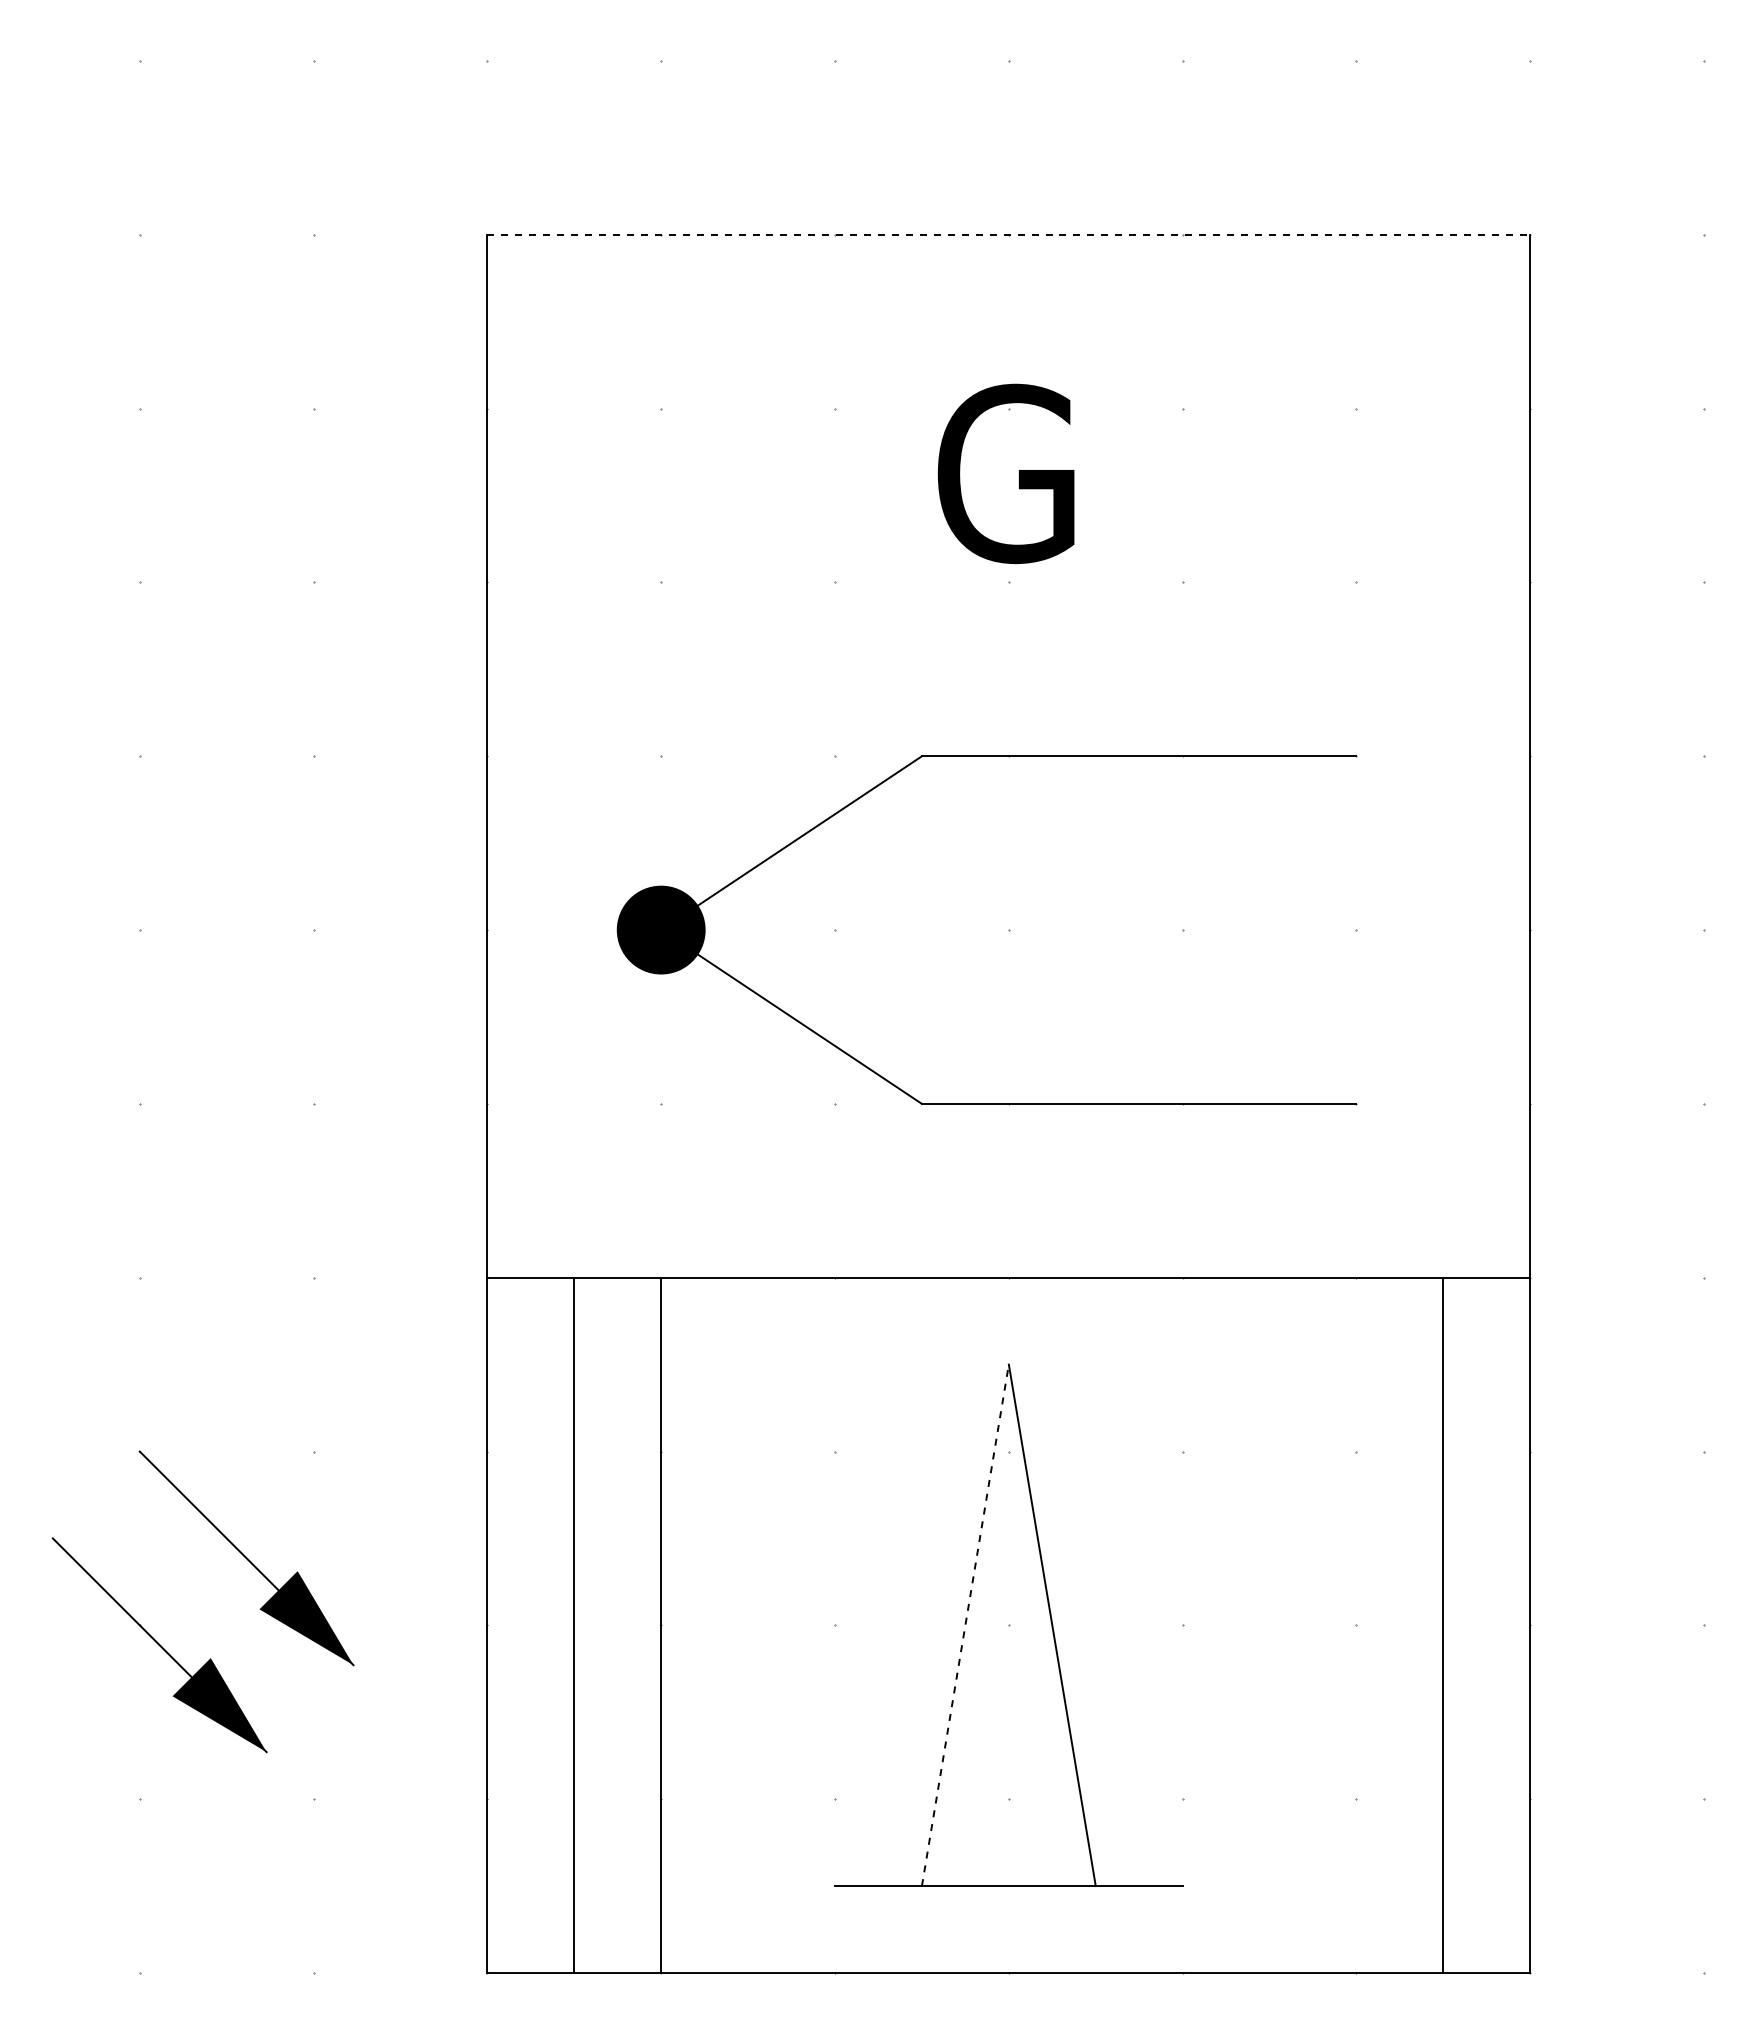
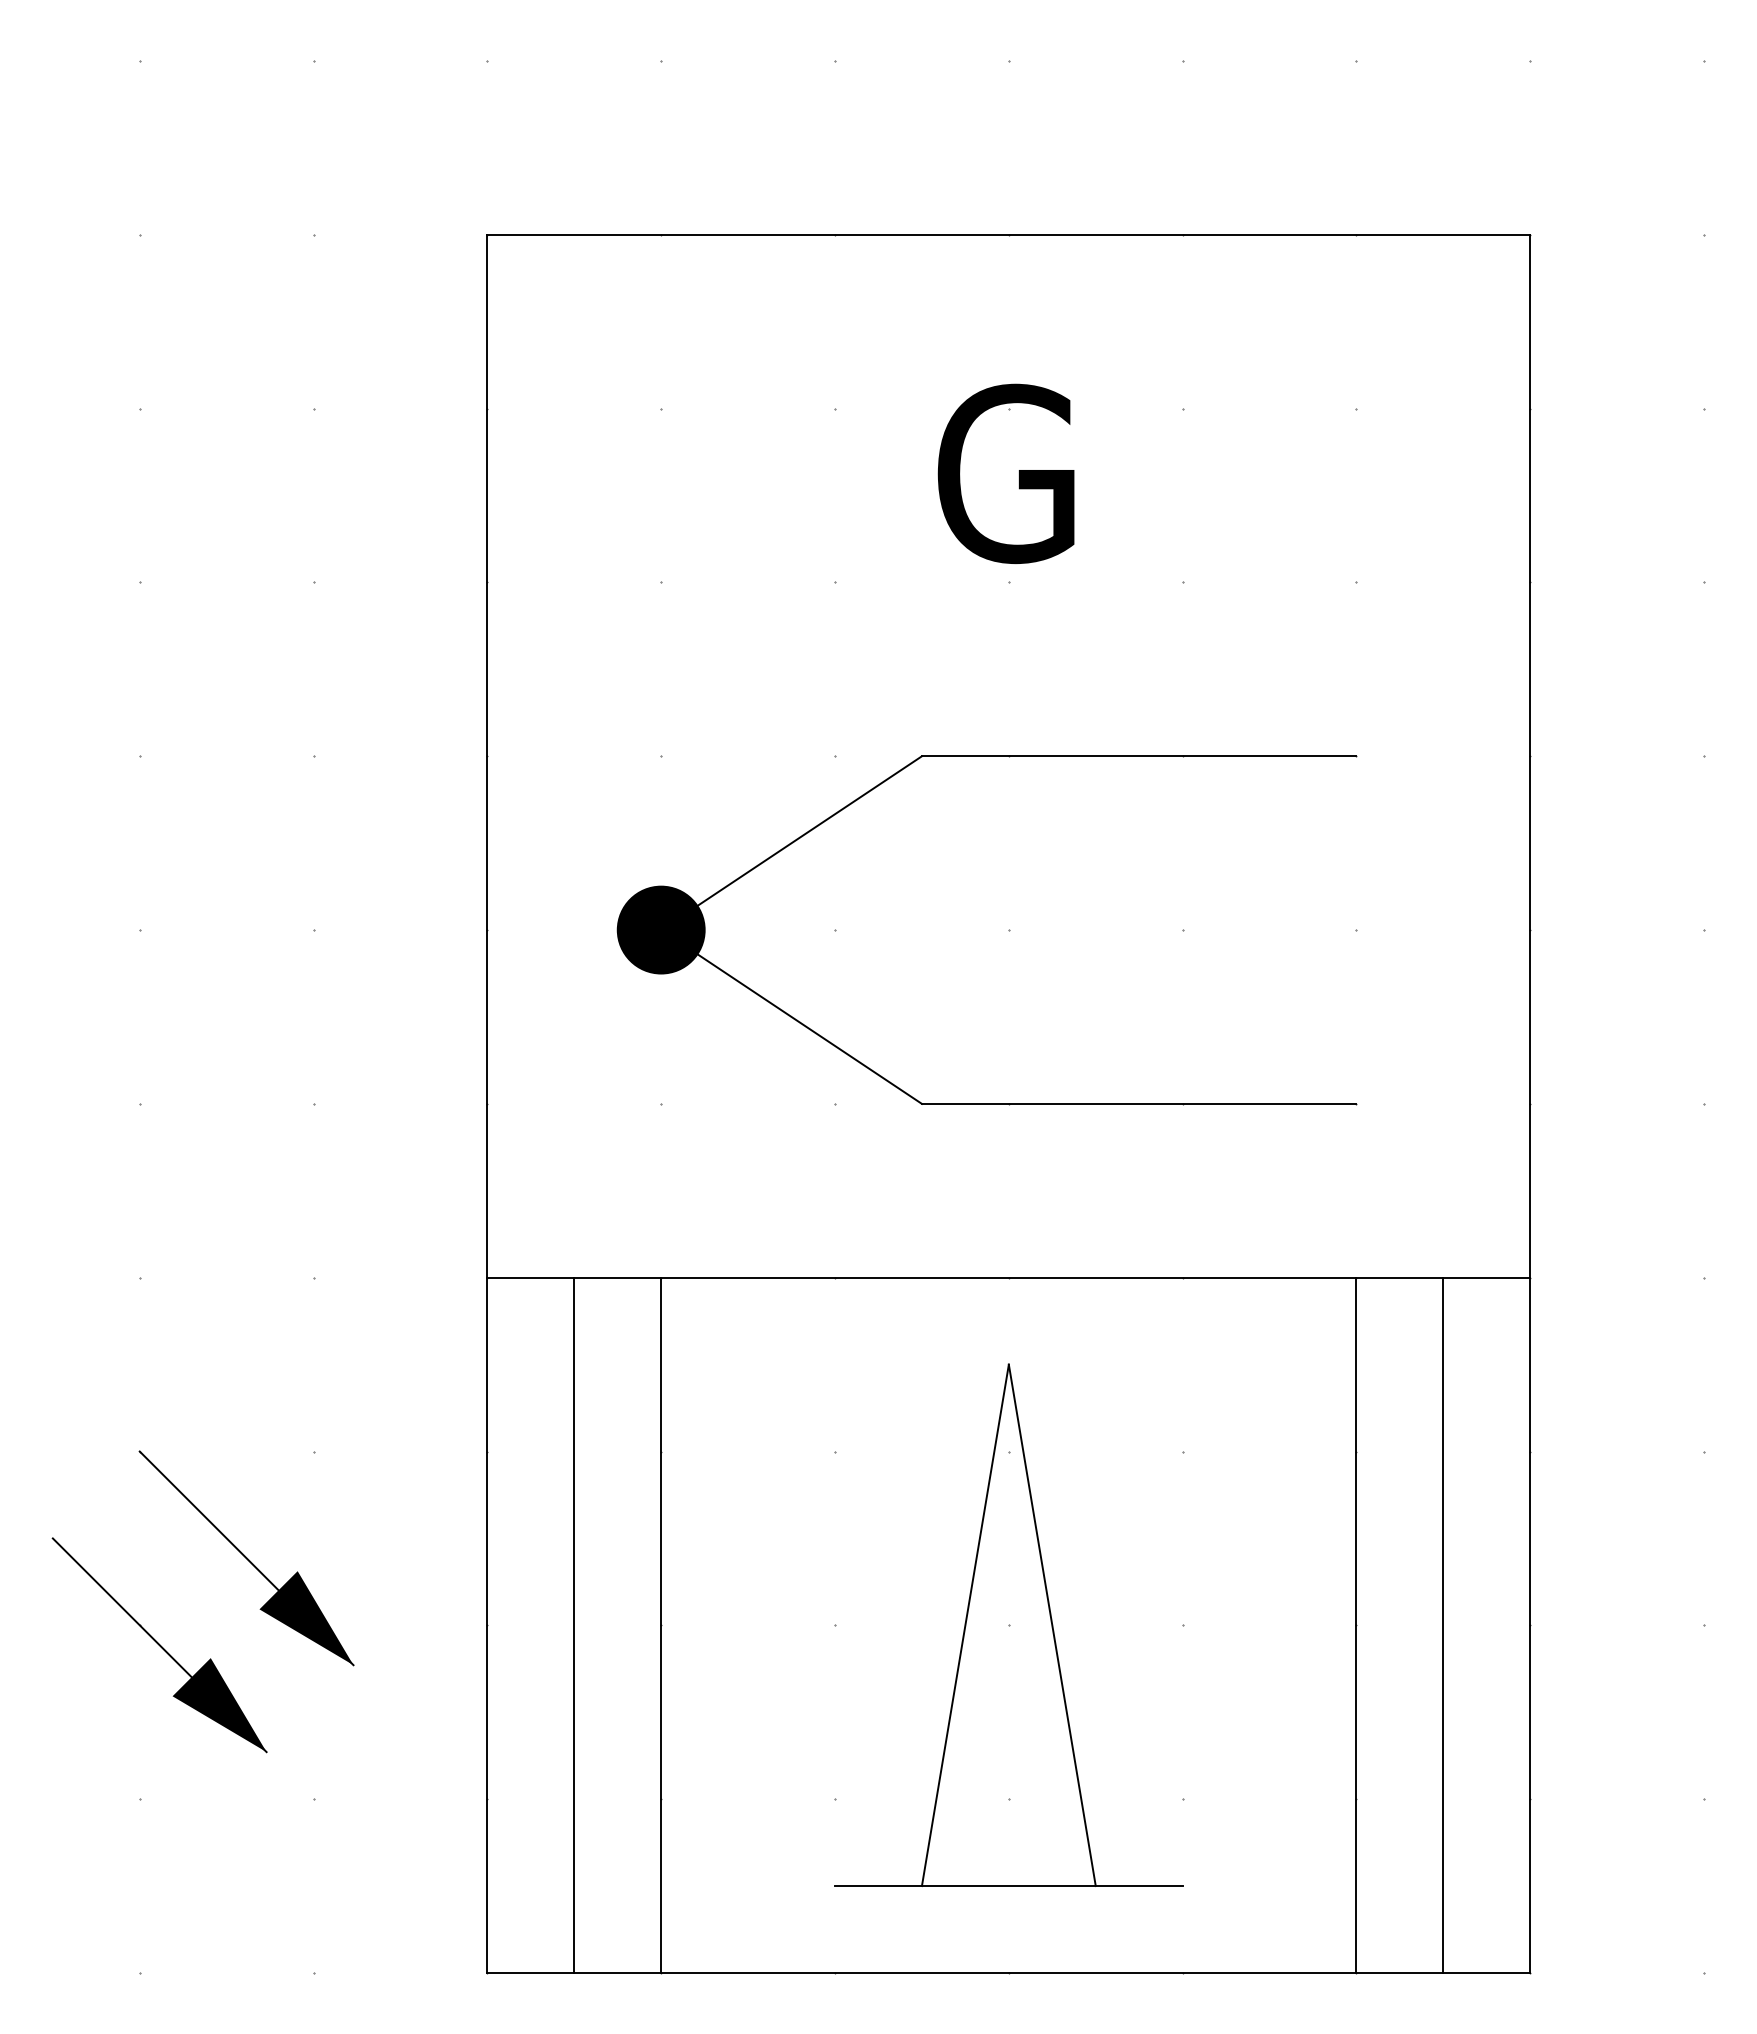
line: dashed -> solid (1009, 234)
line: dashed -> solid (965, 1624)
line: none -> present (1356, 1624)
